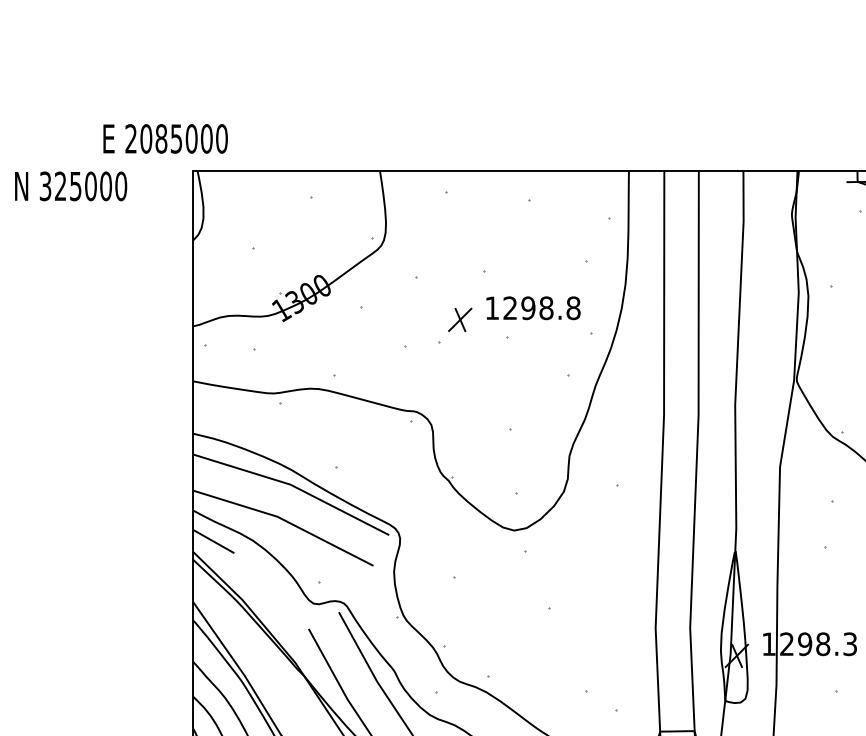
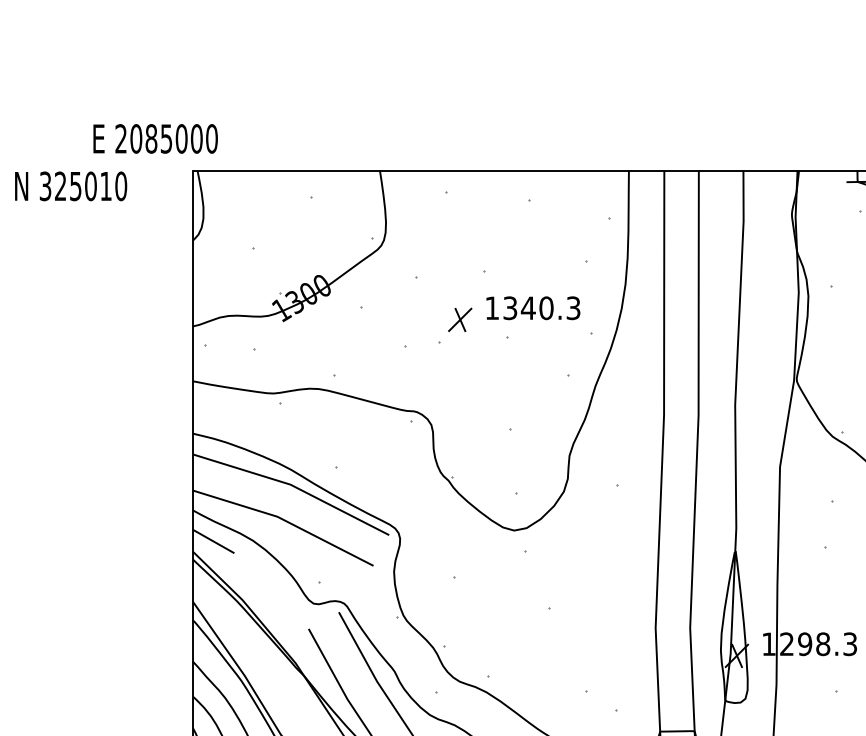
text position: (165, 138) -> (155, 138) (155, 138)
text: 325000 -> 325010 (106, 186)
text: 1298.8 -> 1340.3 (541, 308)
